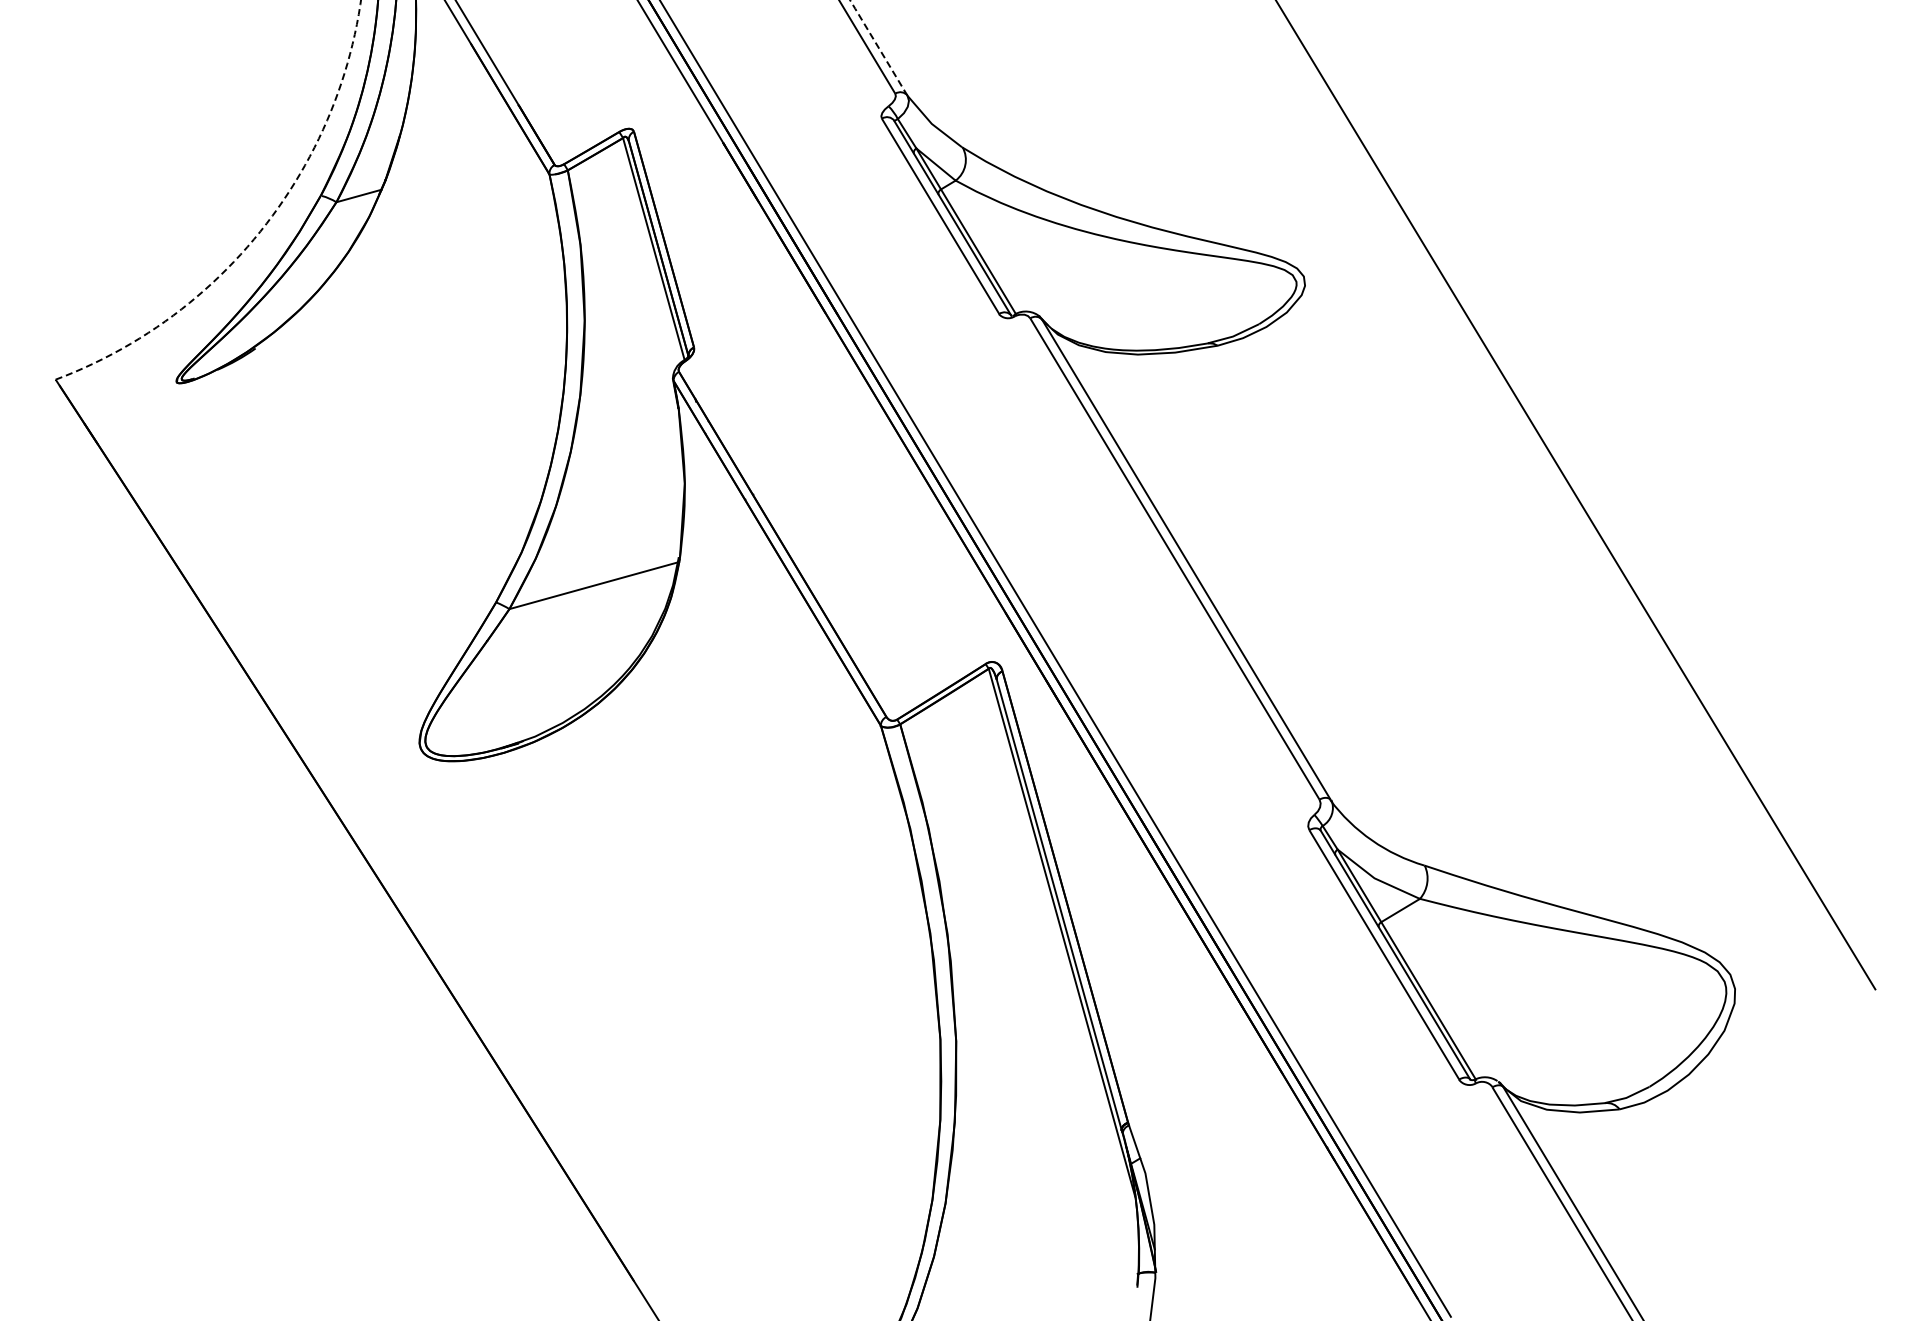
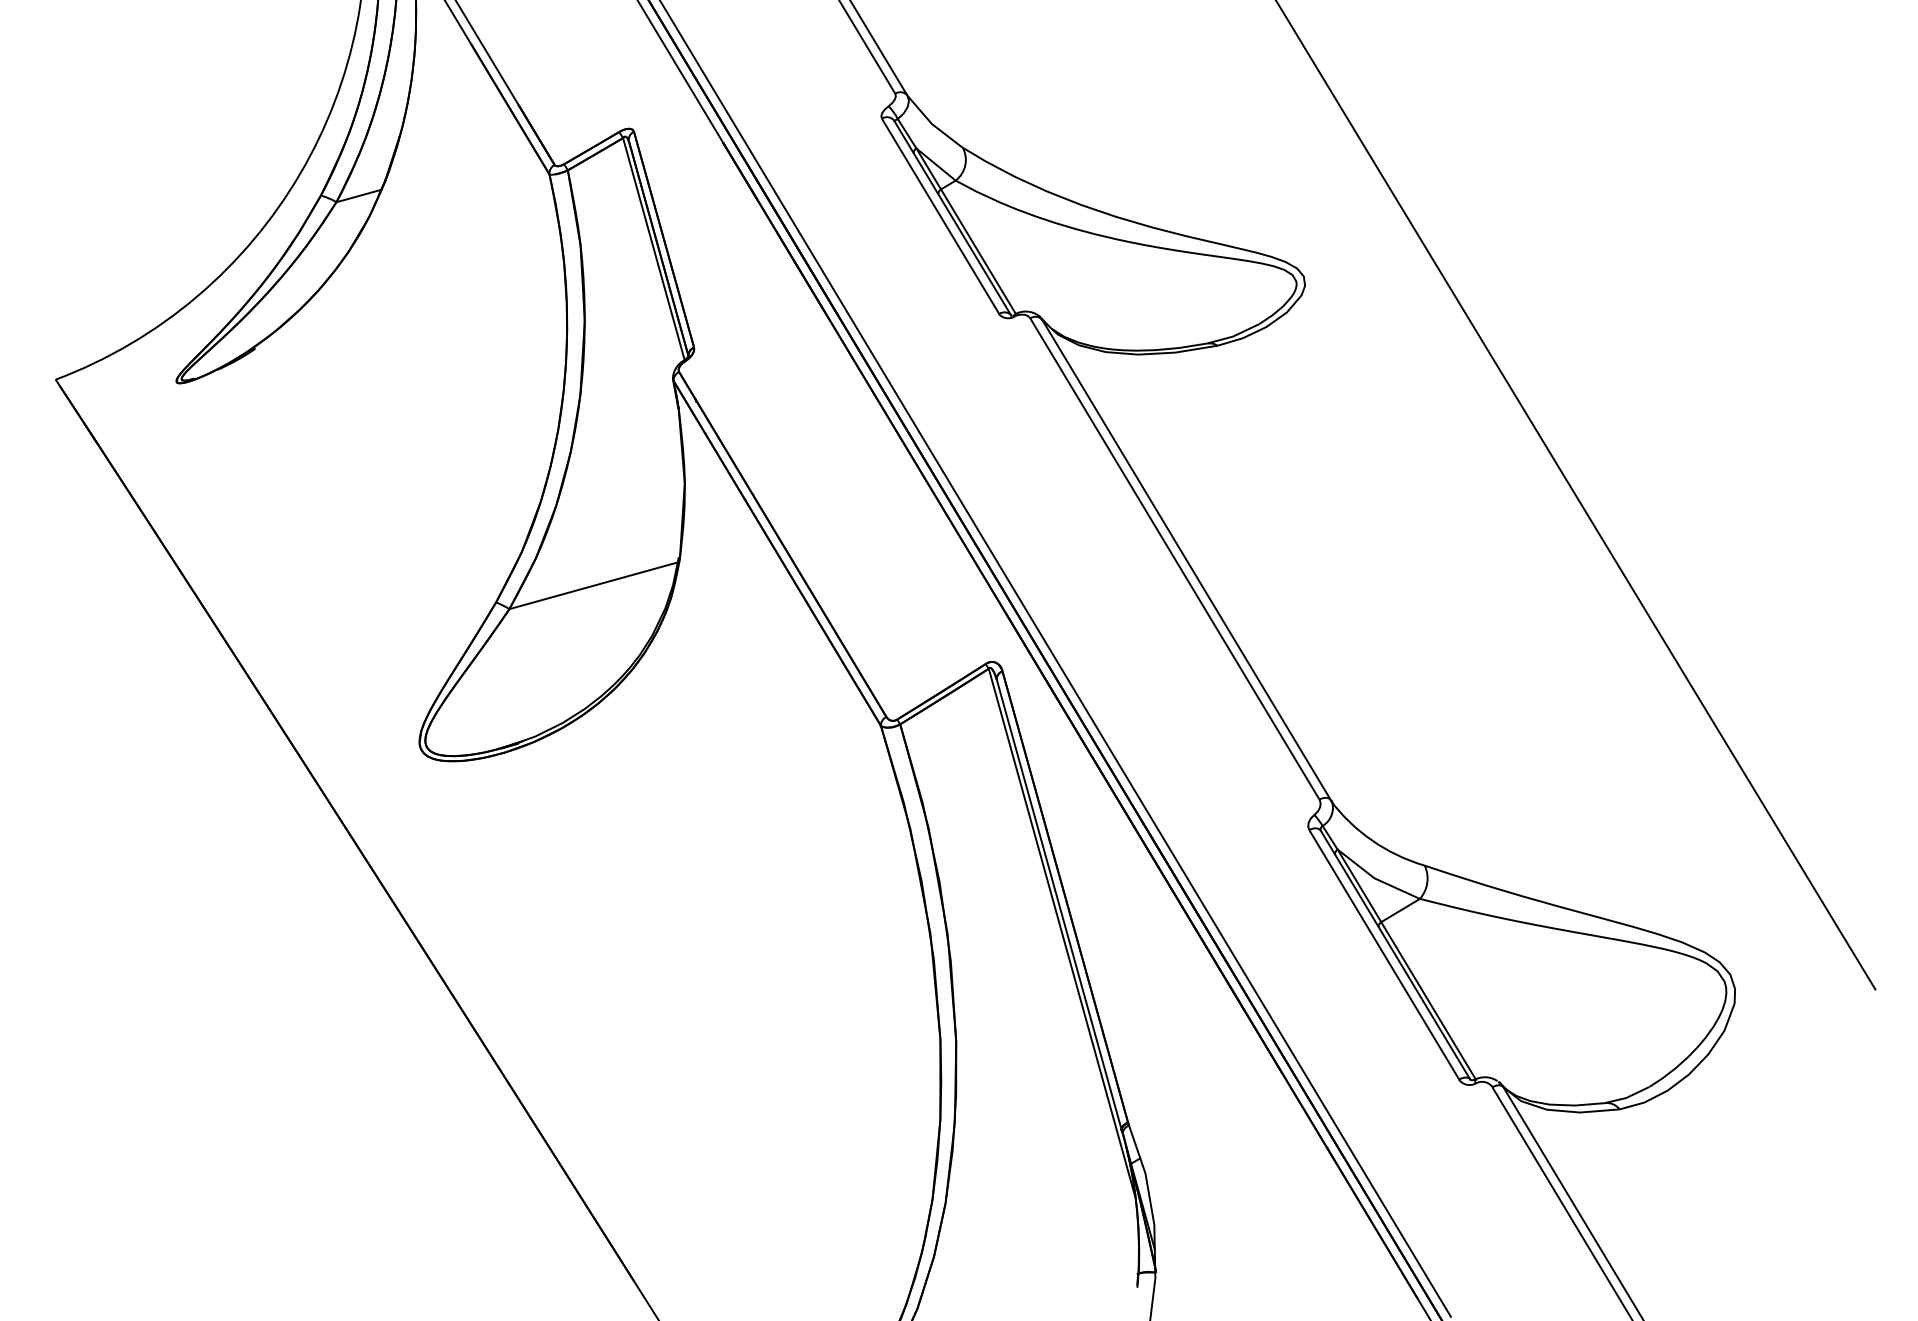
line: dashed -> solid (878, 47)
arc: dashed -> solid (261, 230)
